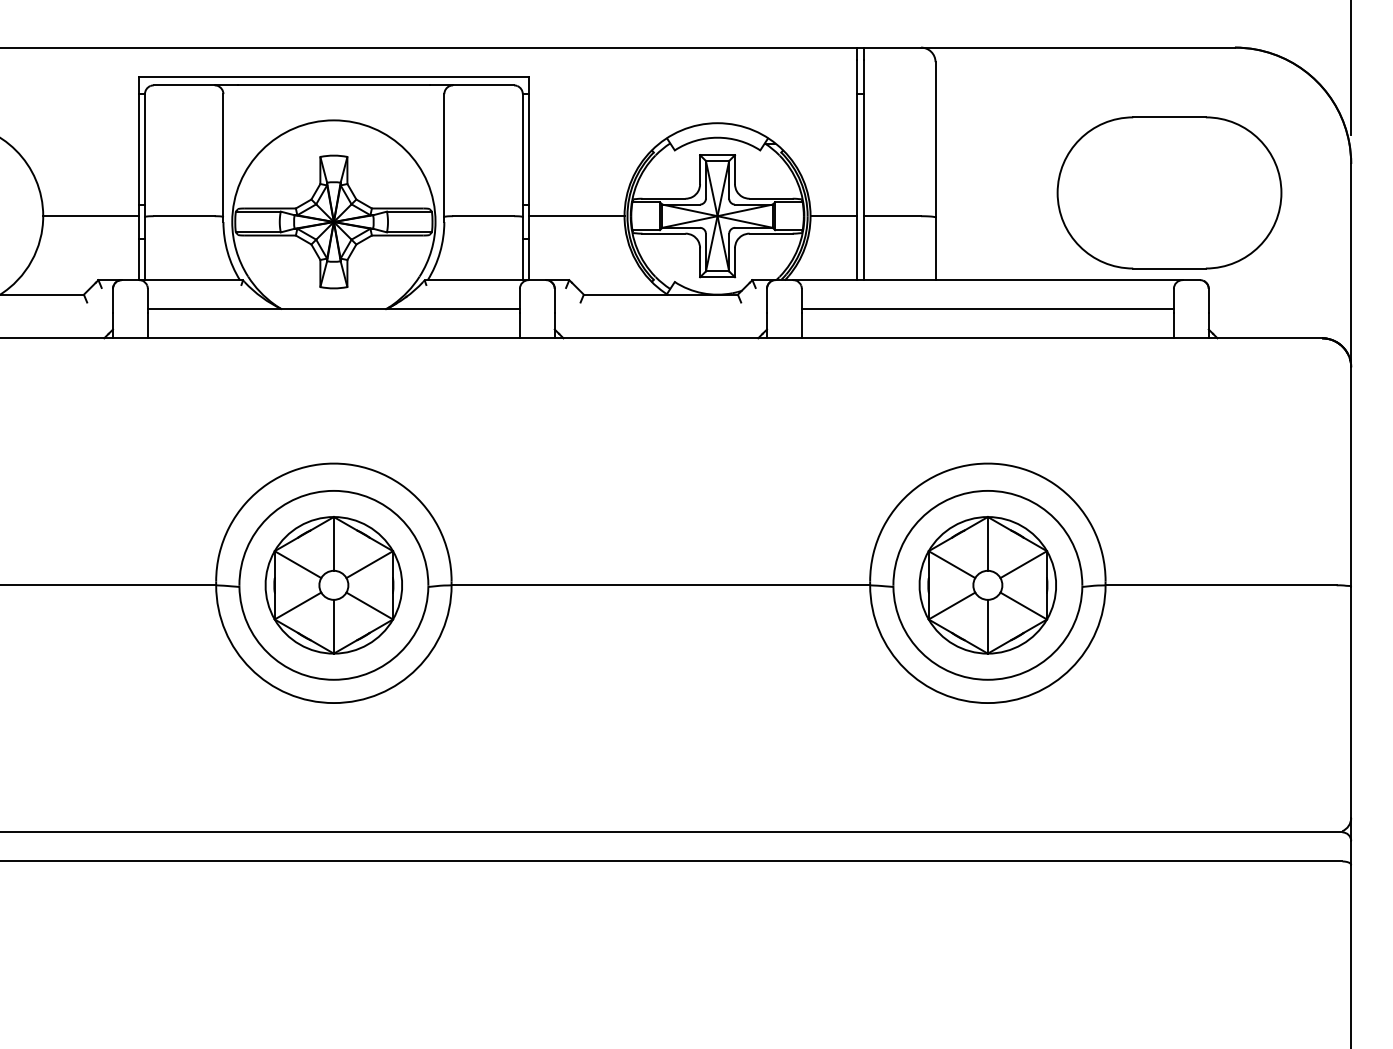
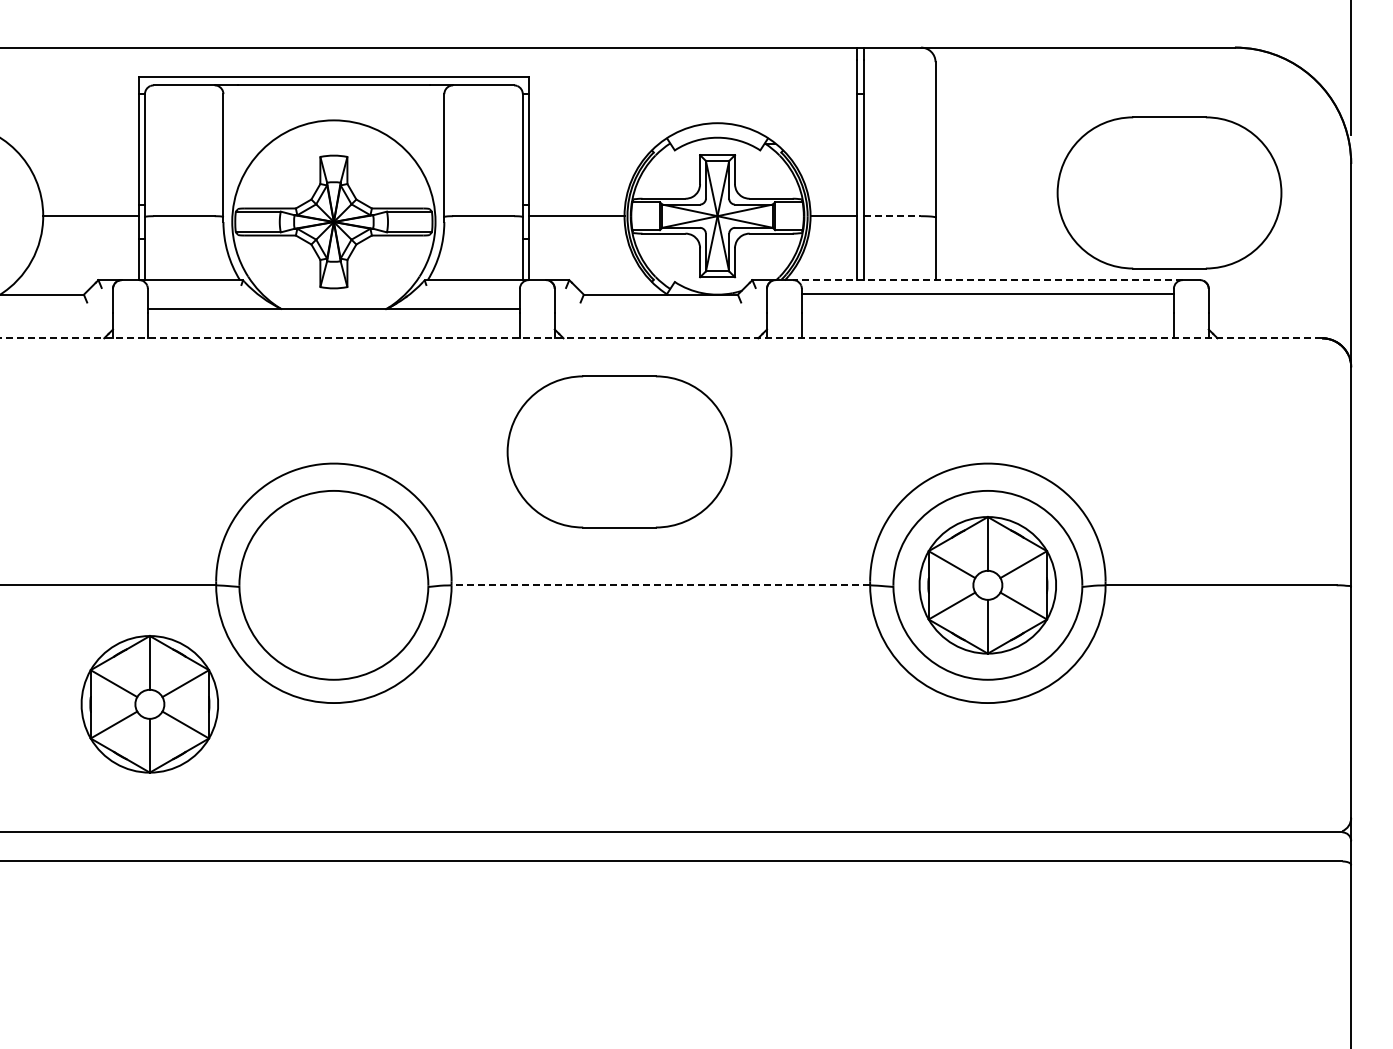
line: solid -> dashed (893, 216)
line: solid -> dashed (987, 280)
line position: (987, 309) -> (987, 294) (987, 294)
line: solid -> dashed (661, 338)
part: none -> present (619, 451)
part position: (333, 585) -> (149, 704) (149, 704)
line: solid -> dashed (660, 585)
